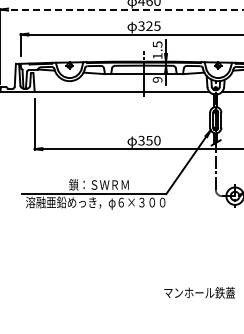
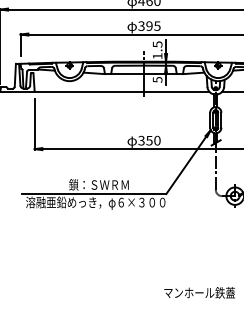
line: dashed -> solid (122, 9)
text: 325 -> 395 (149, 26)
text: 9 -> 5 (157, 79)
